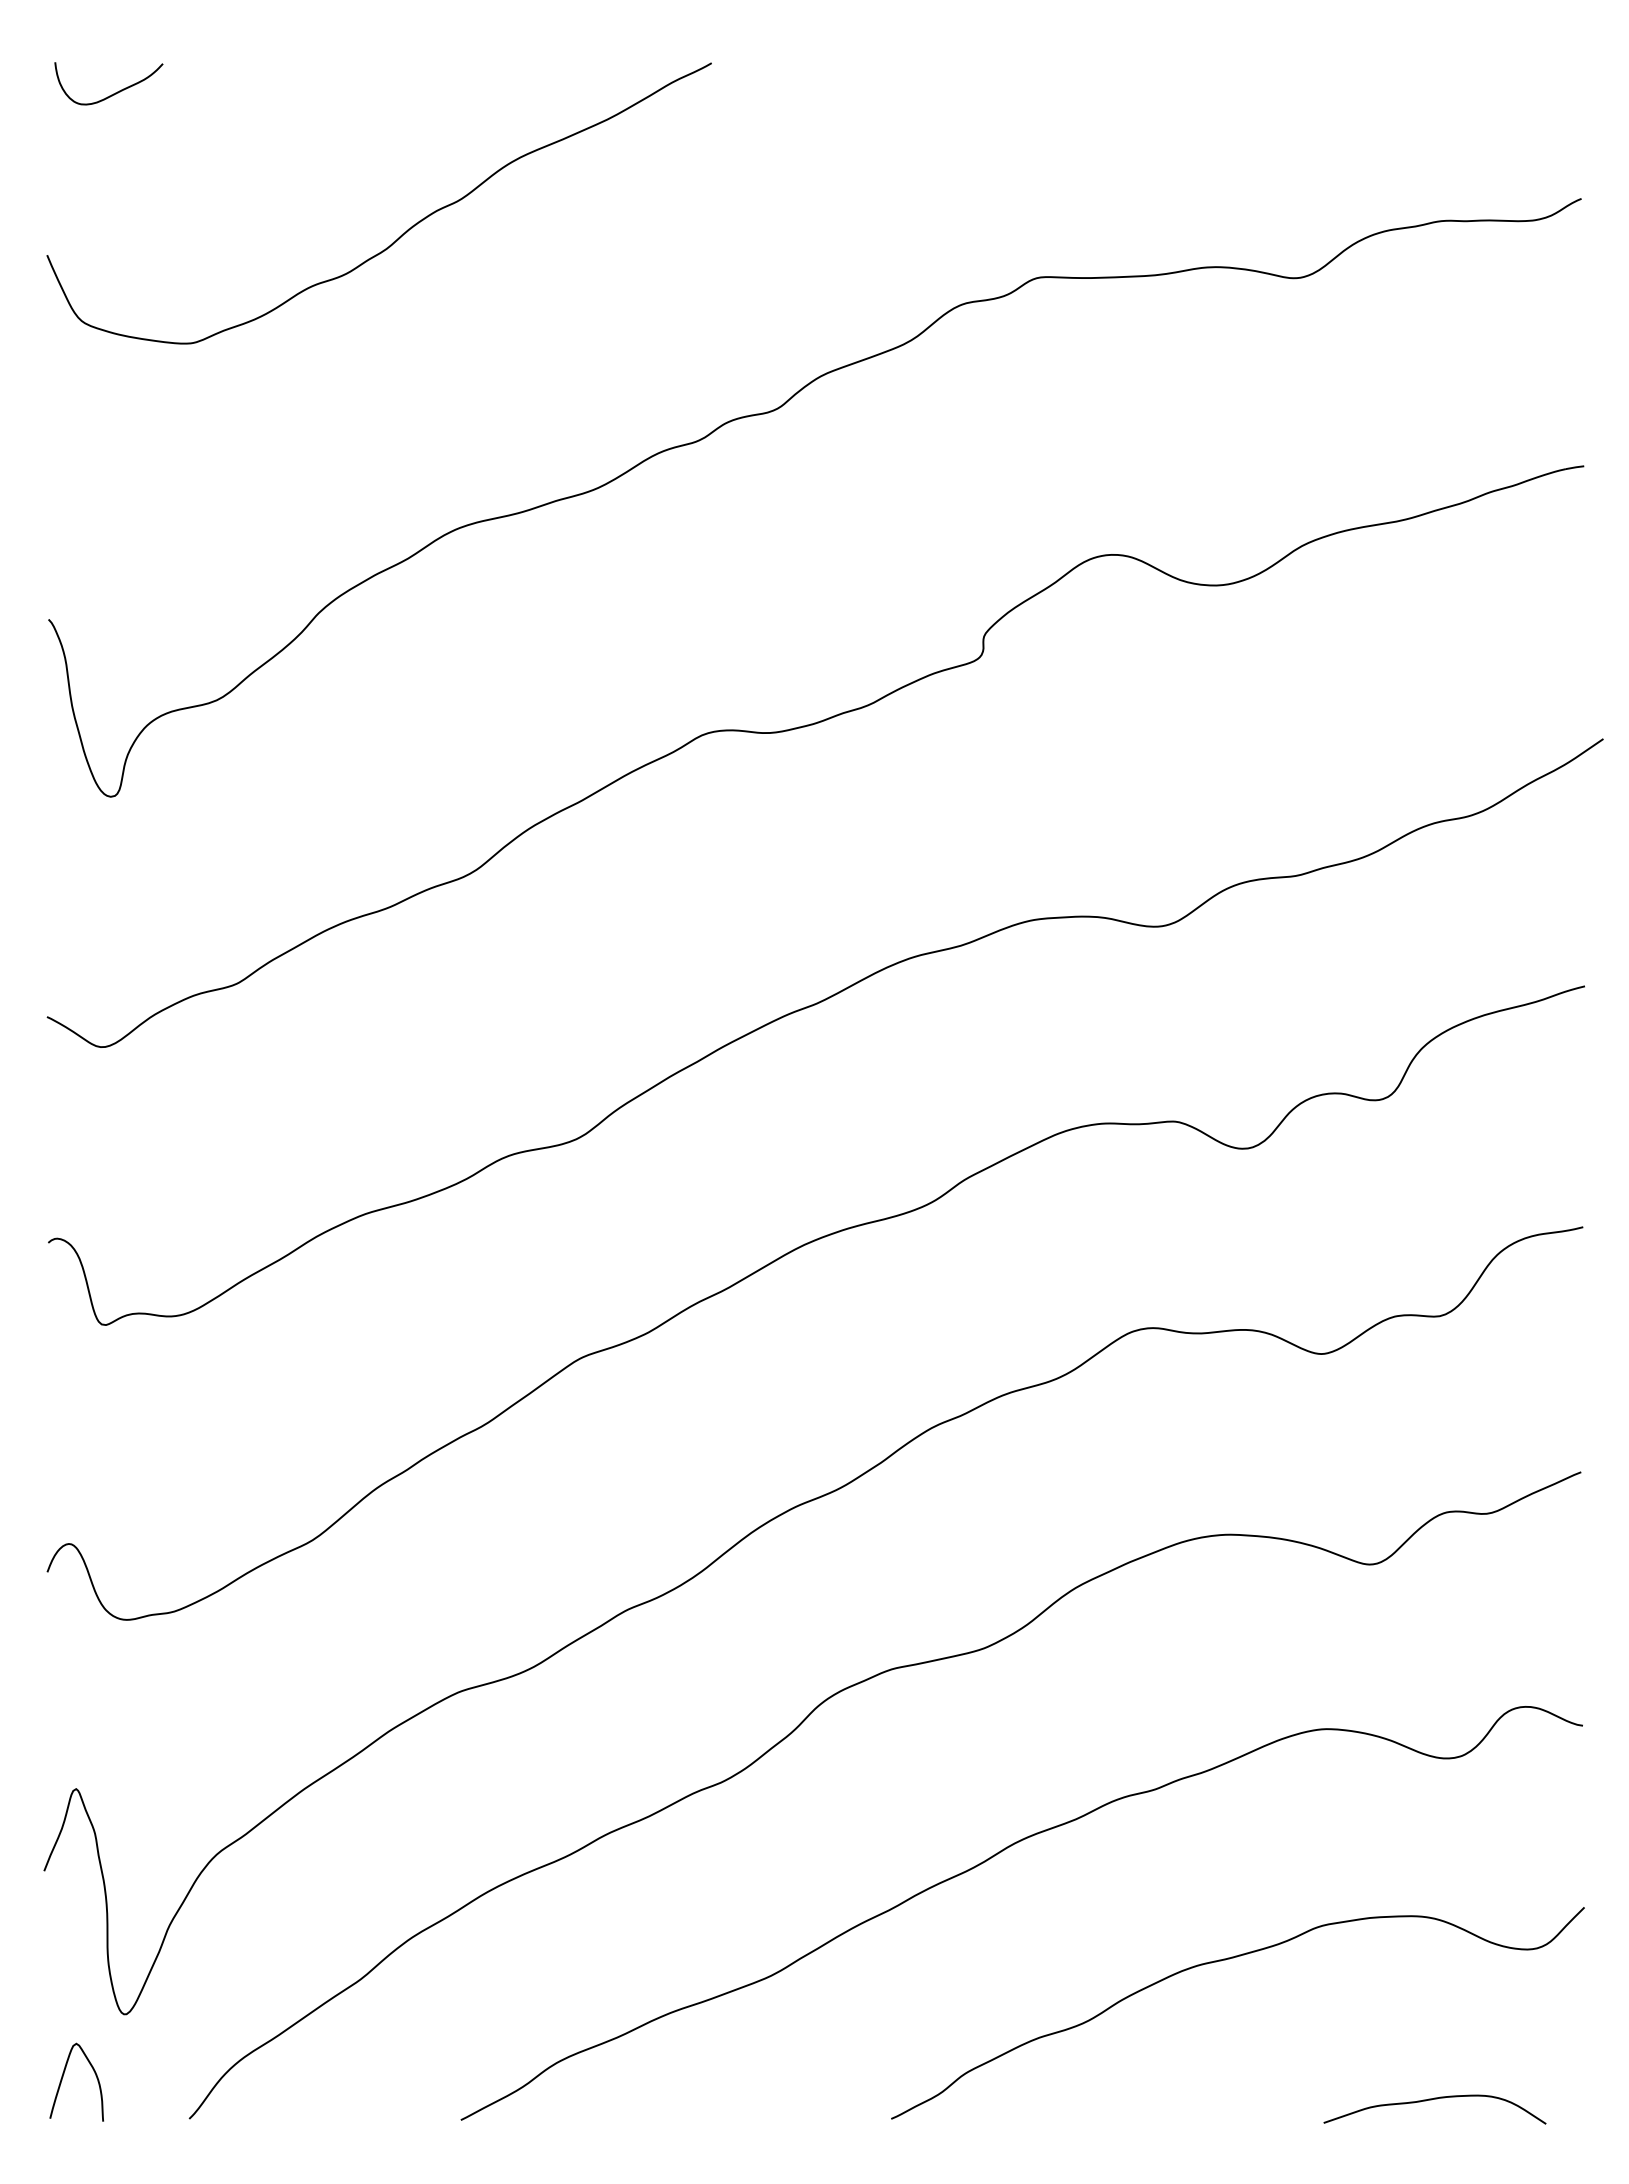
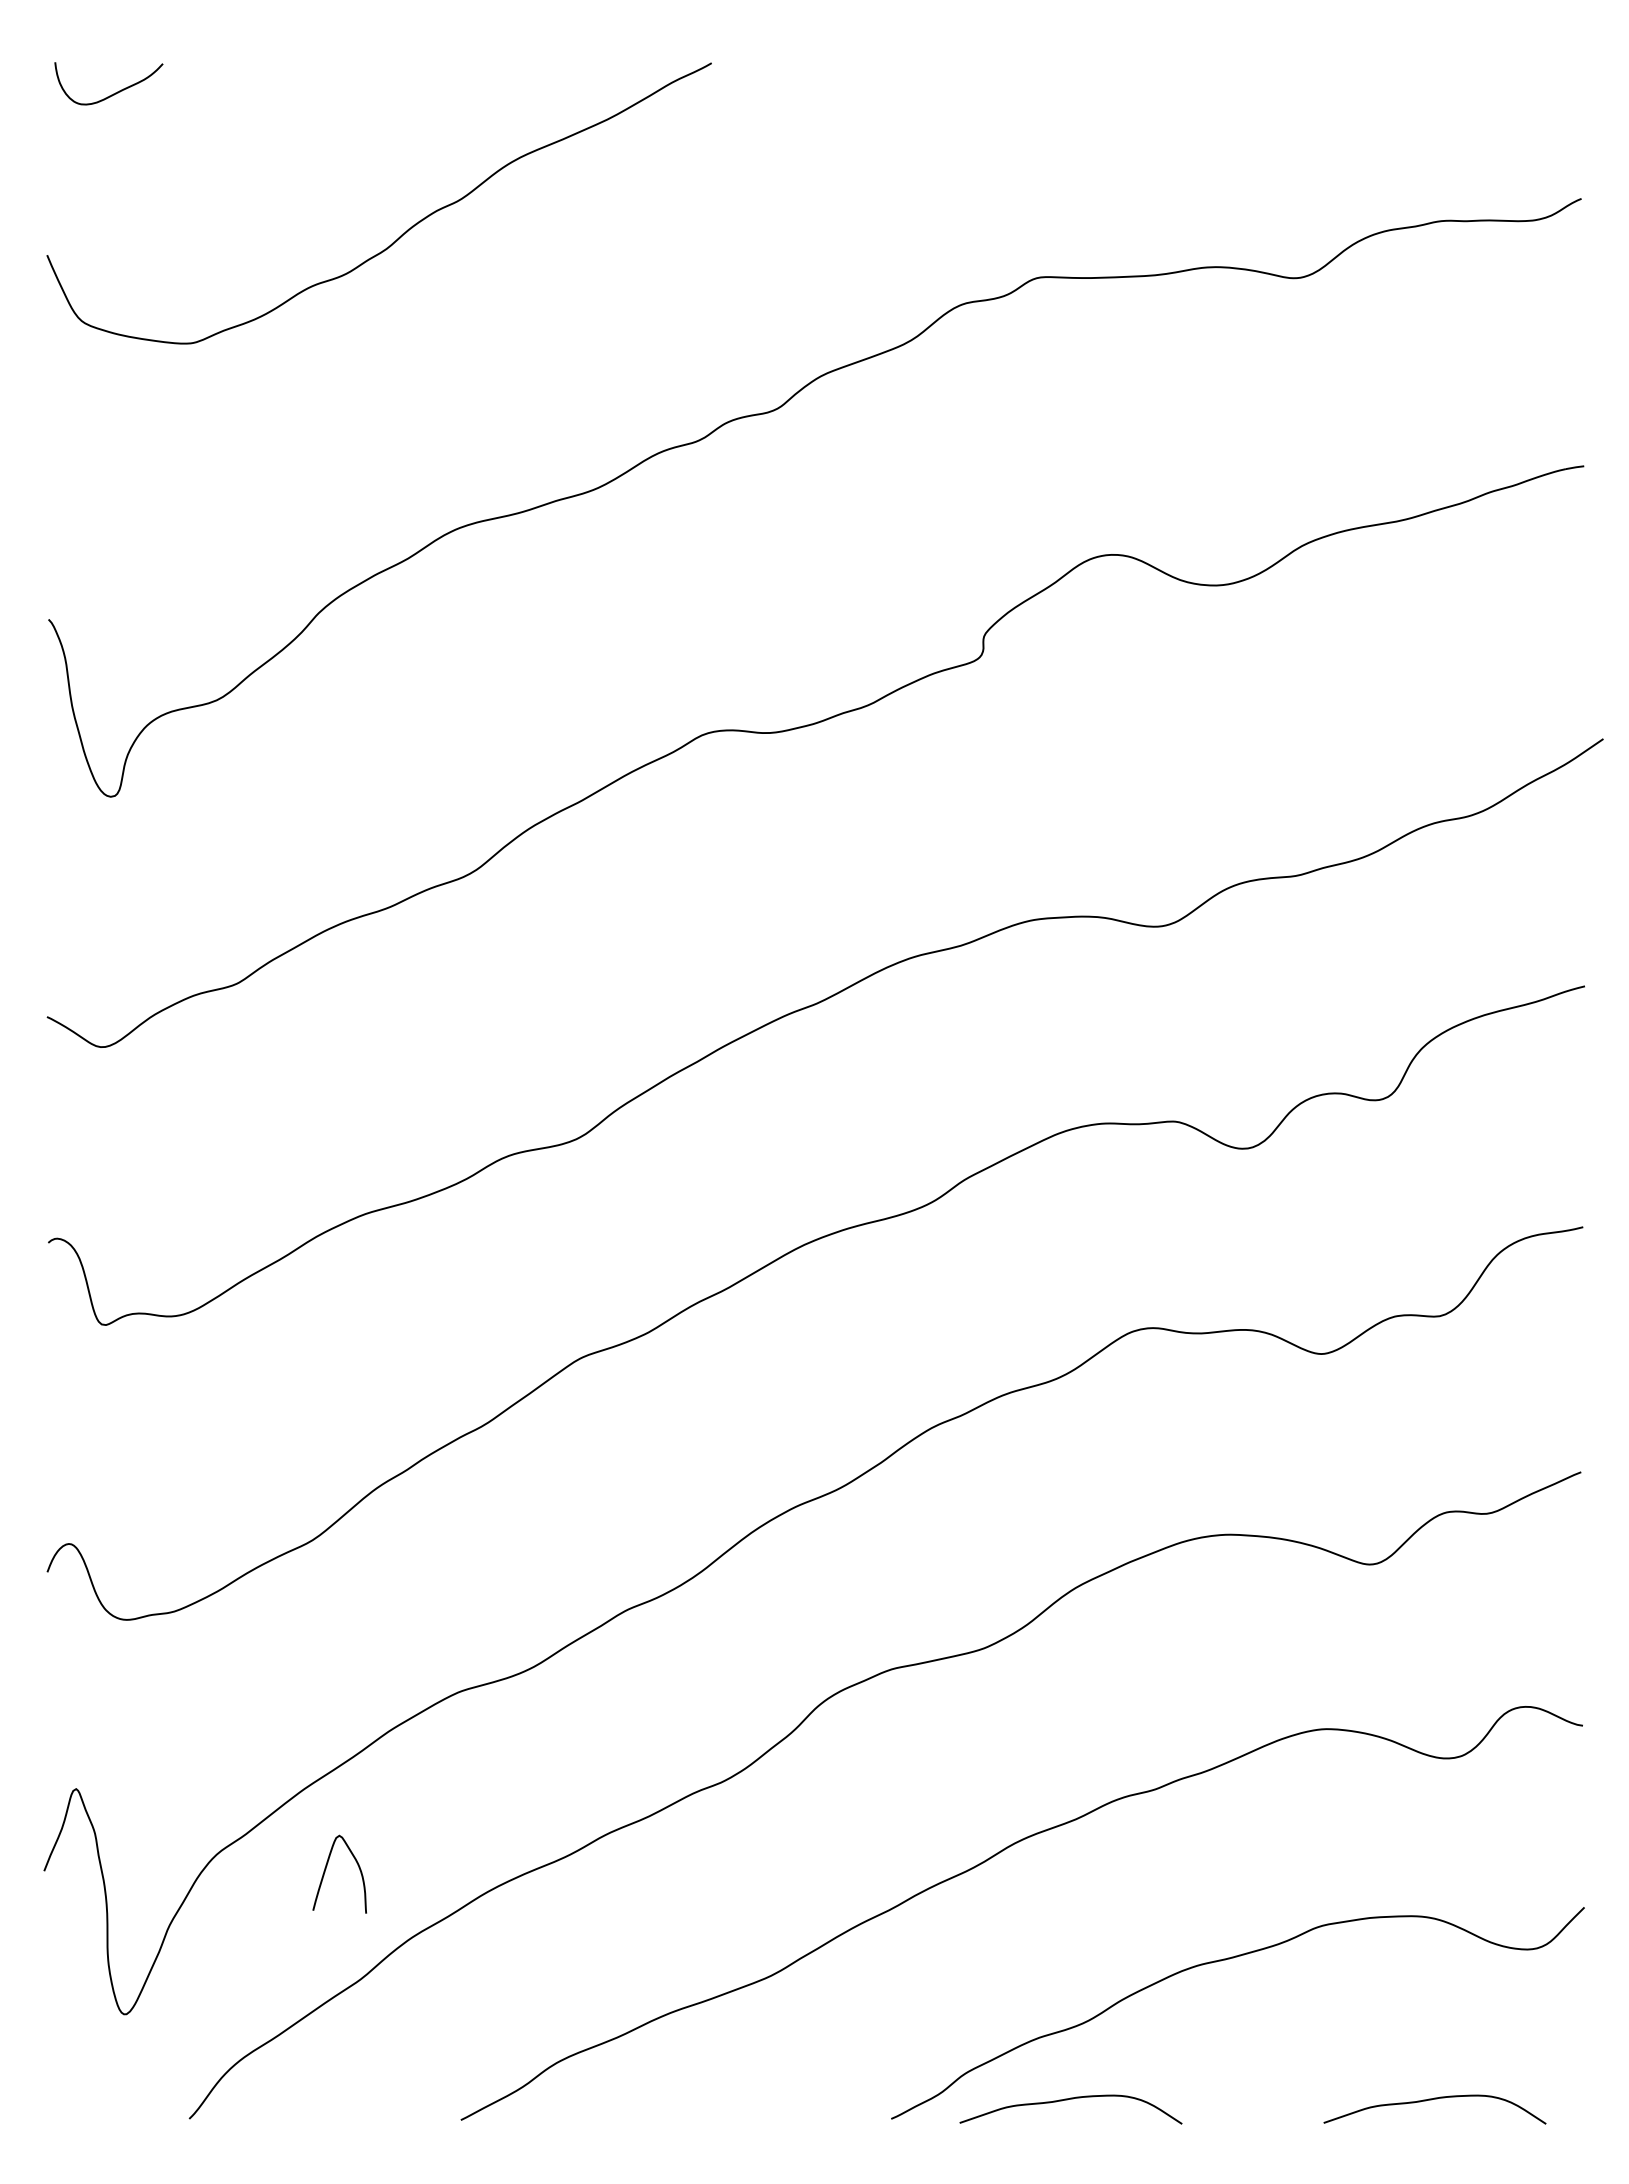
curve position: (63, 2077) -> (326, 1869) (326, 1869)
curve: none -> present (1067, 2100)
